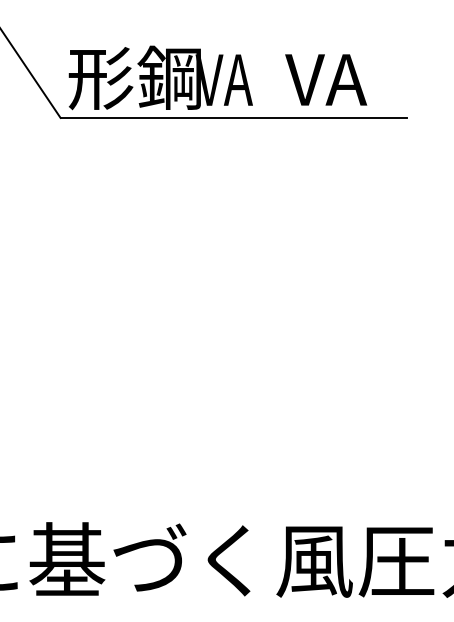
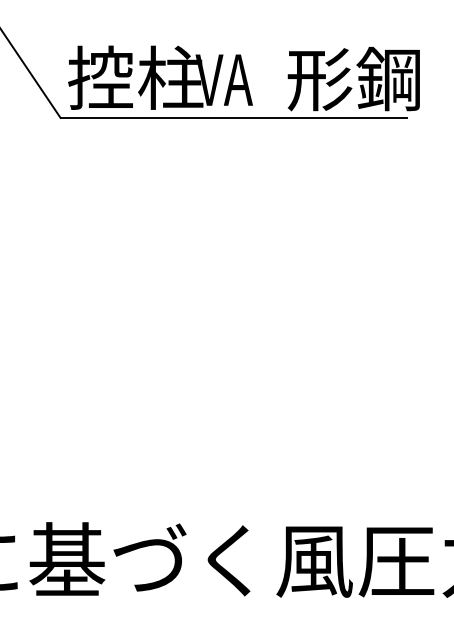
text: 形鋼 -> 控柱 (135, 77)
text: VA -> 形鋼 (352, 78)
